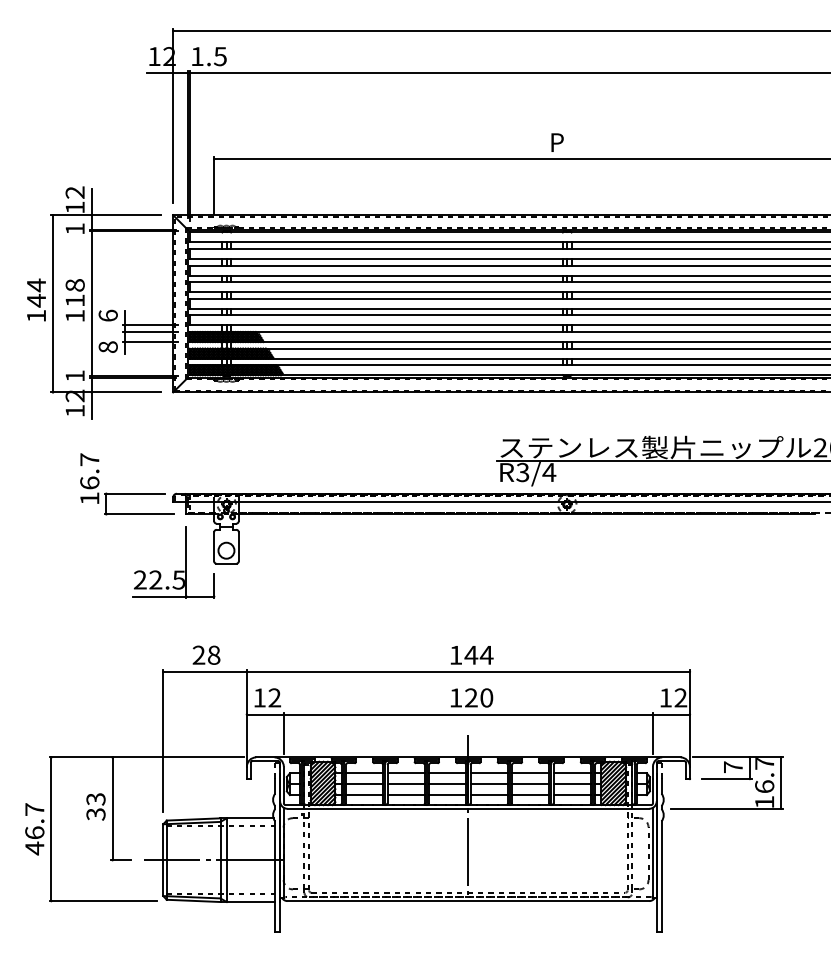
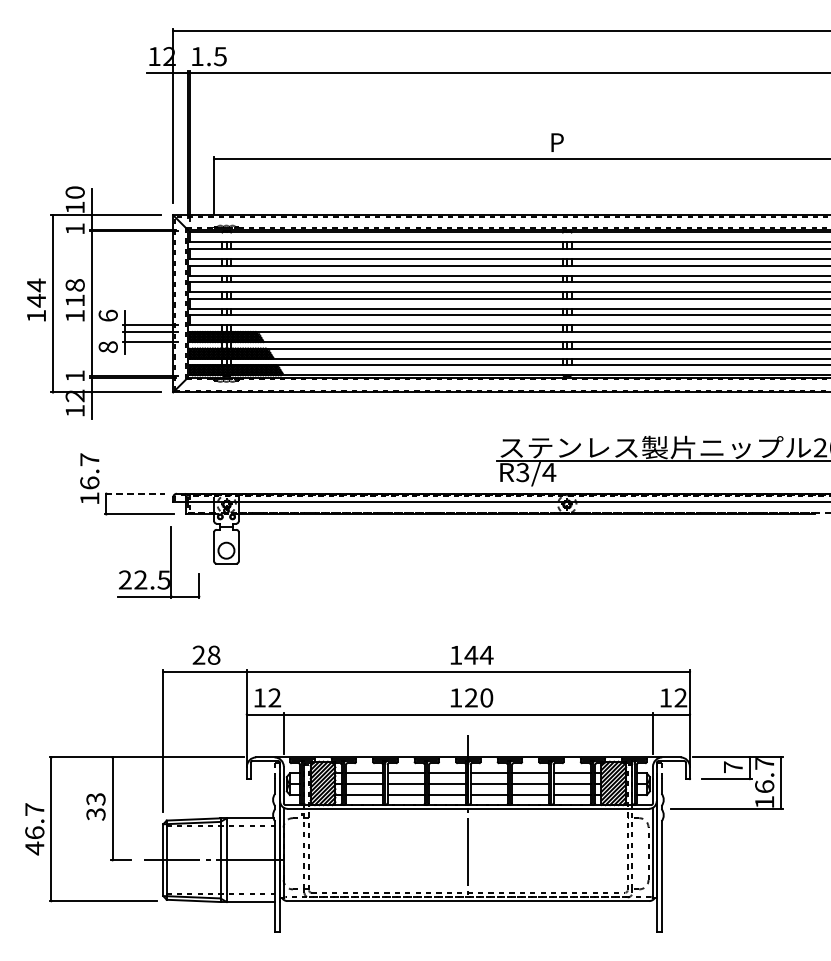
text: 12 -> 10 (74, 192)
line: solid -> dashed (135, 493)
part position: (174, 570) -> (159, 570) (159, 570)
